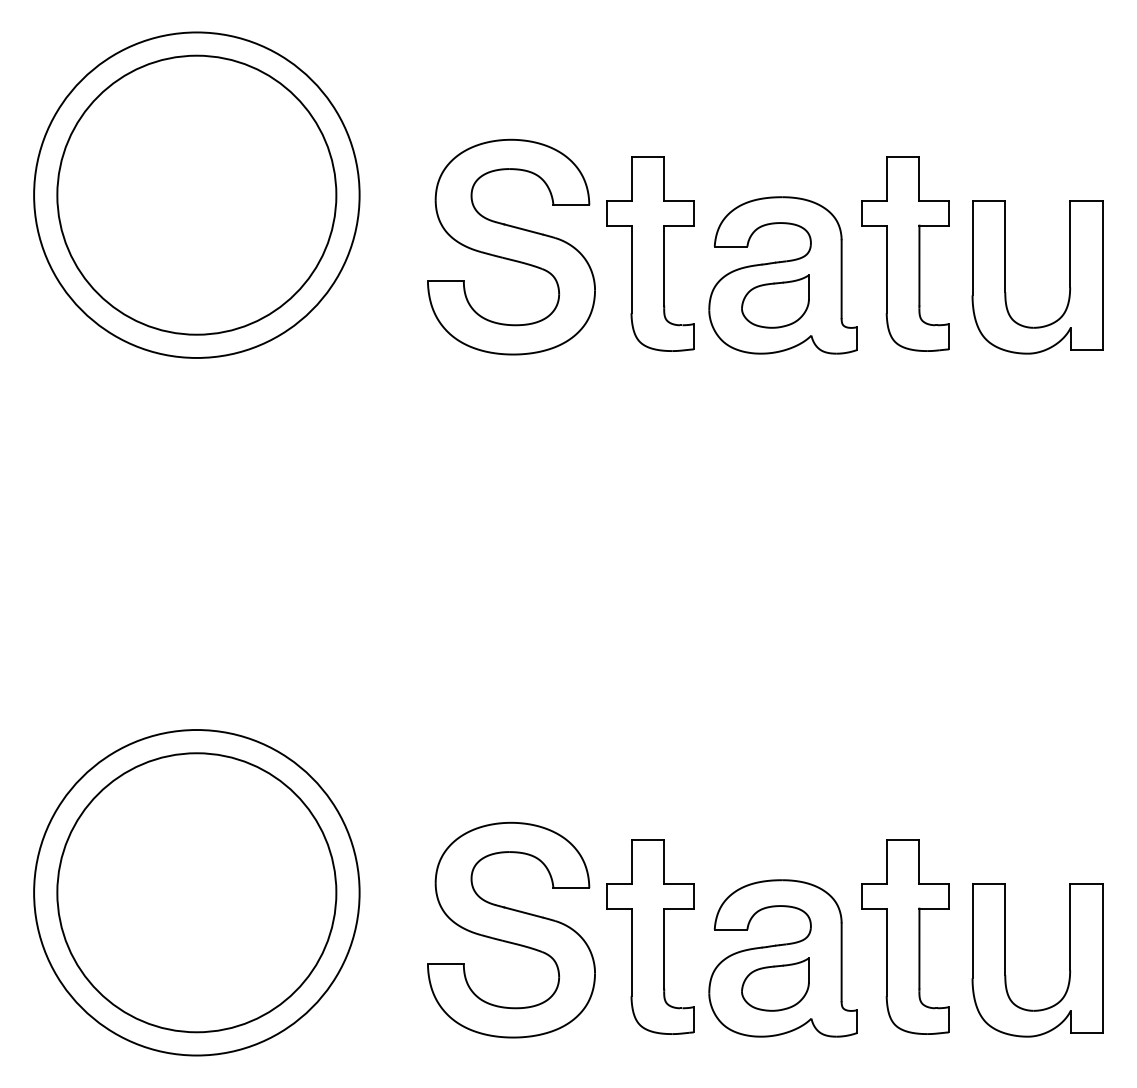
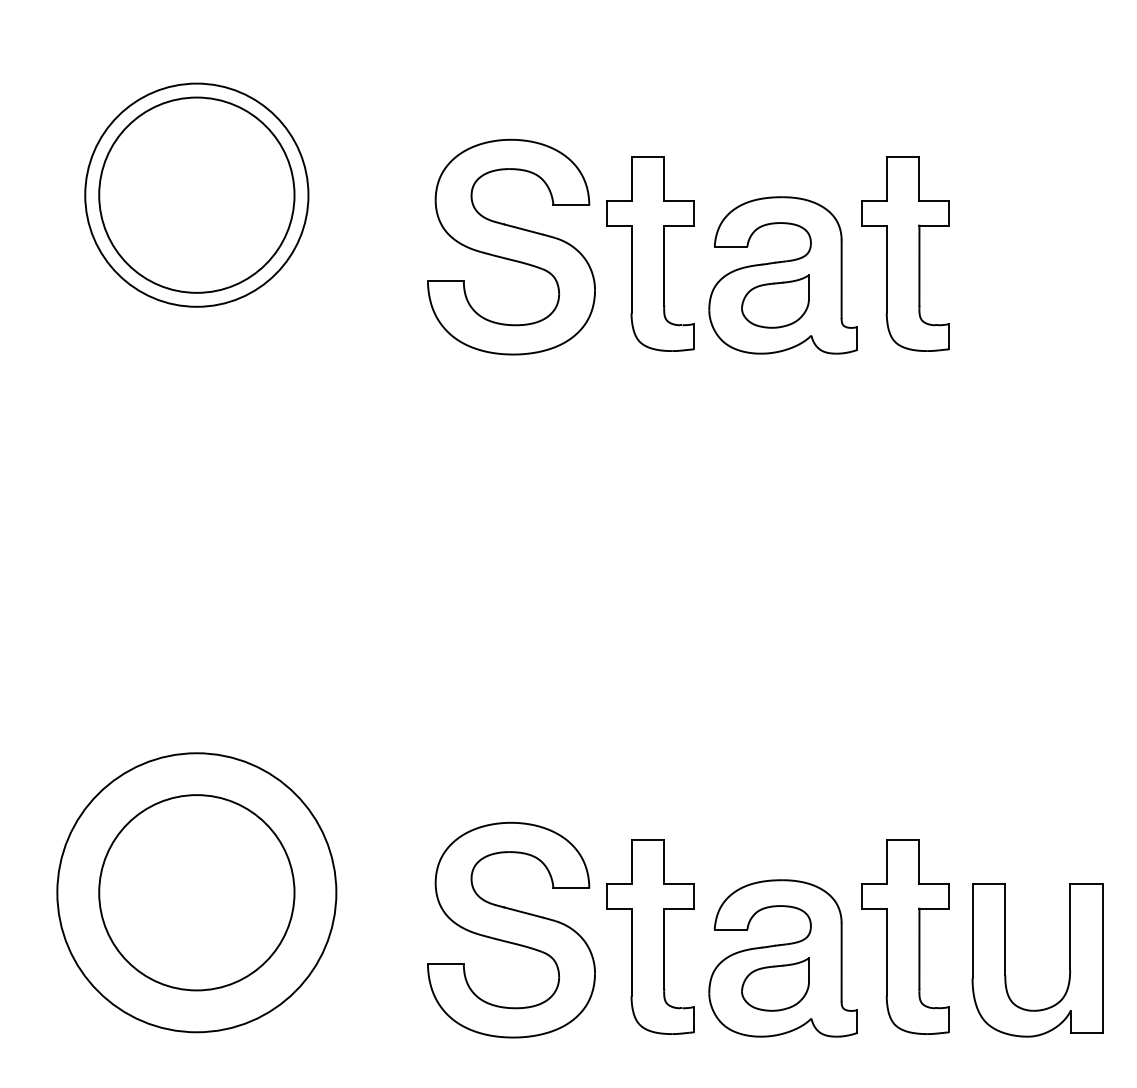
circle diameter: 279 px -> 223 px (196, 194)
circle diameter: 326 px -> 195 px (196, 194)
part: present -> none (1005, 277)
circle diameter: 326 px -> 195 px (196, 892)
